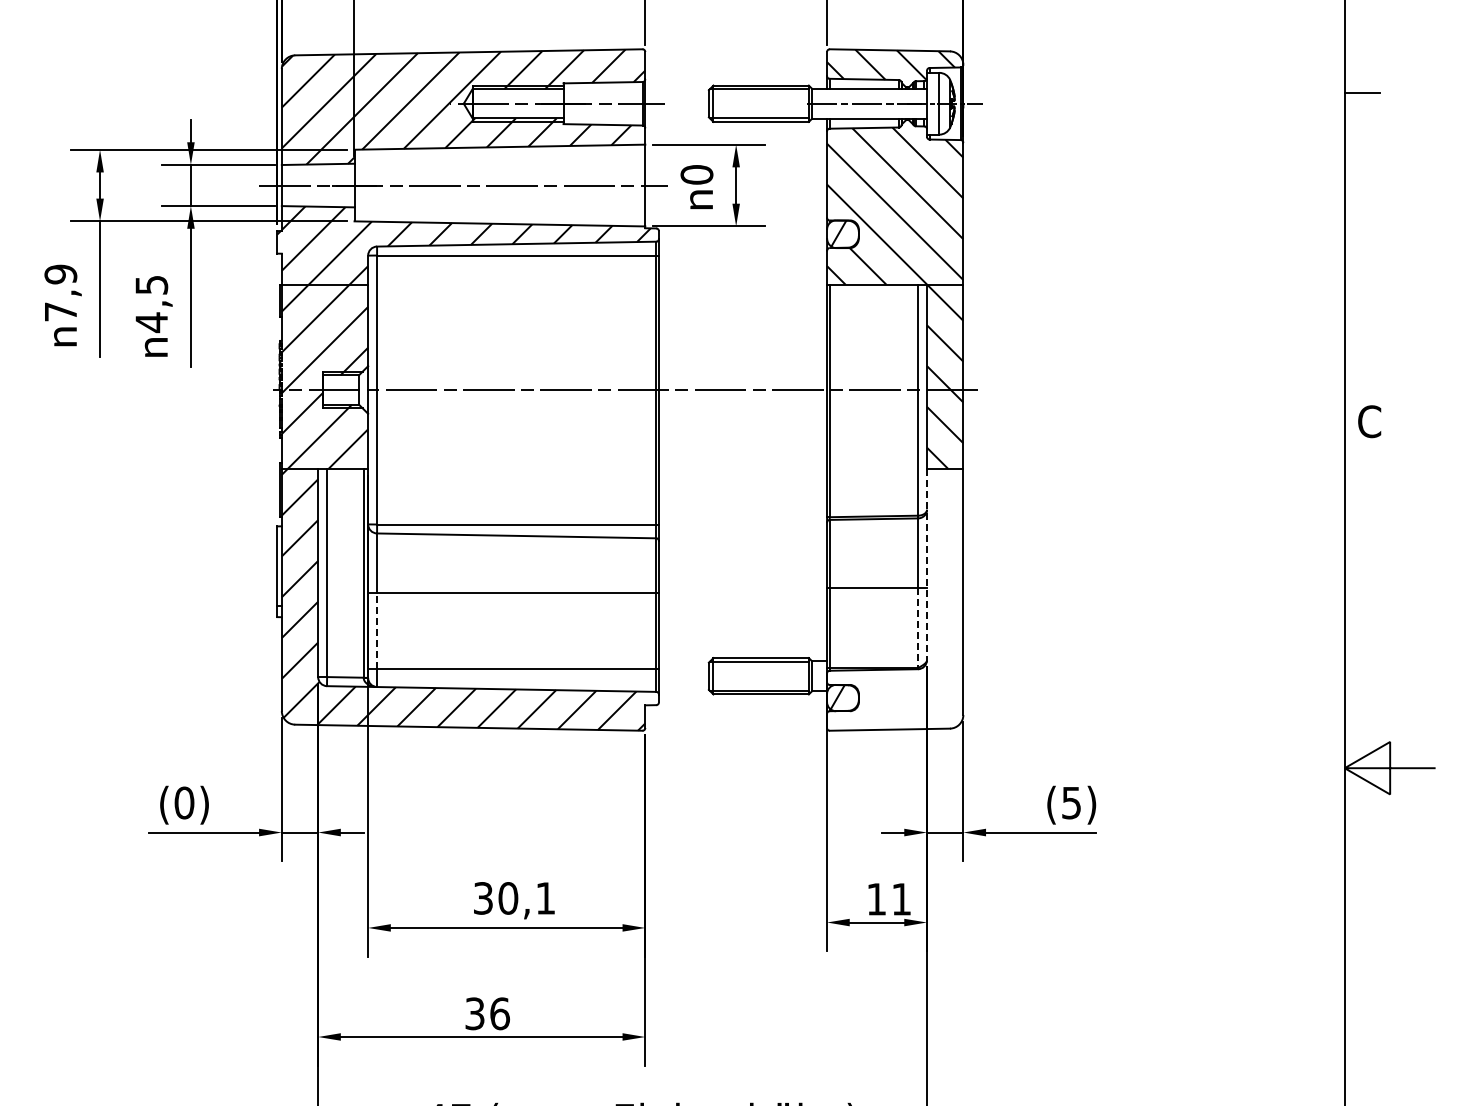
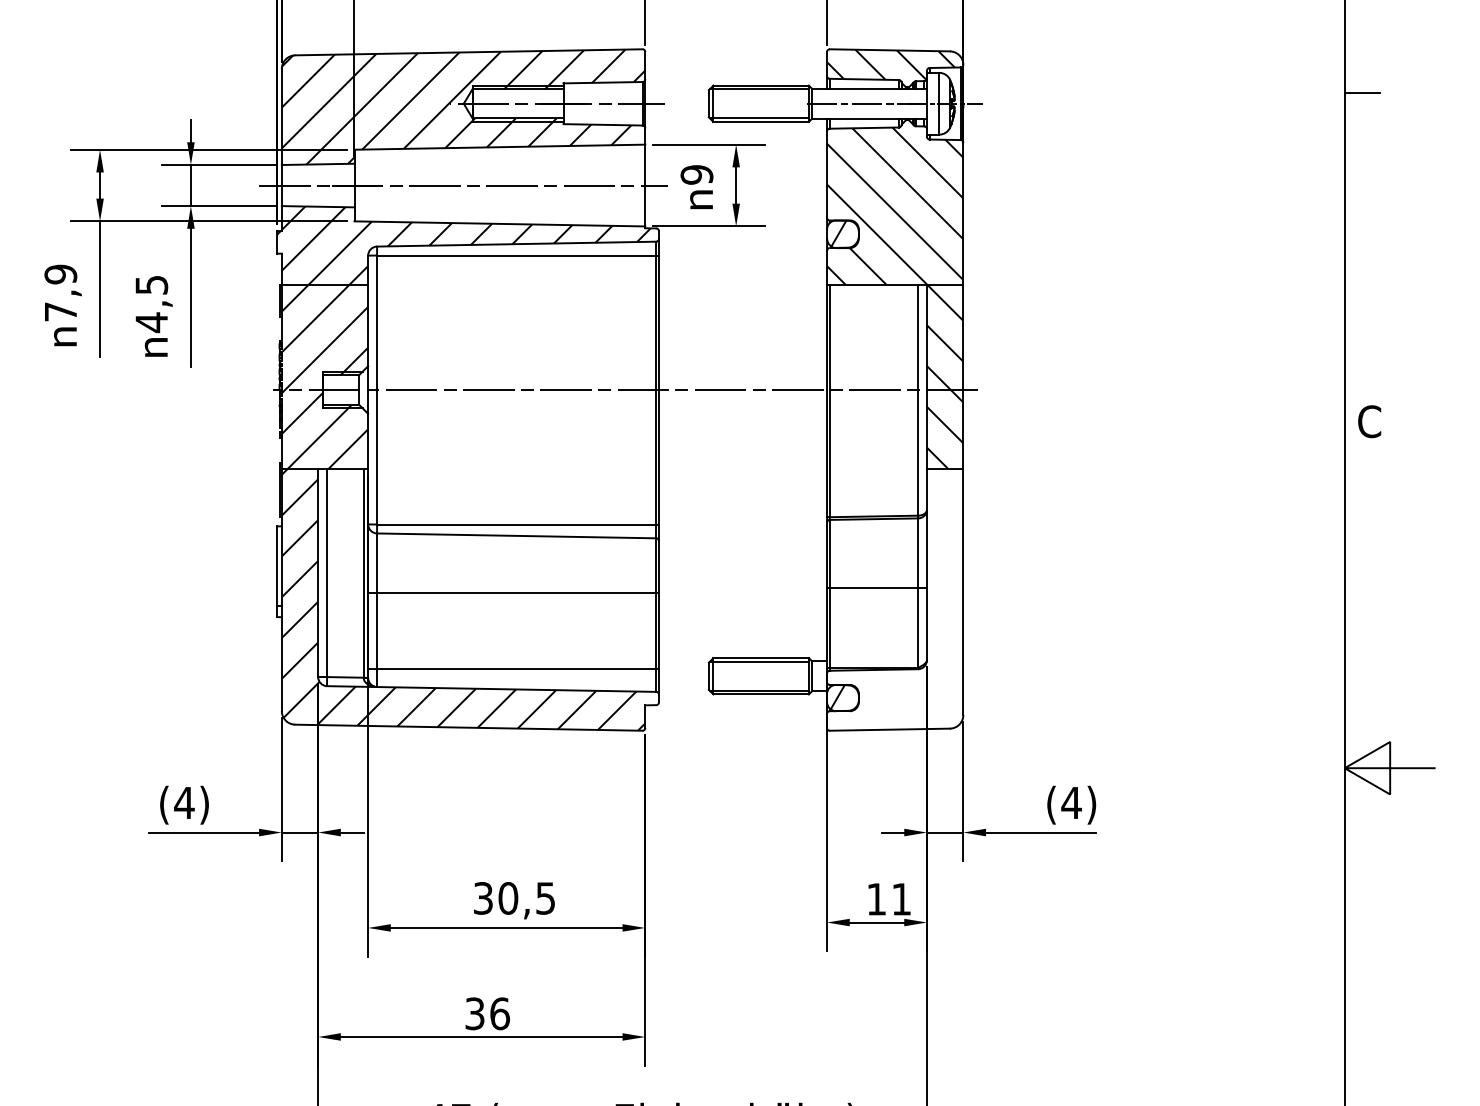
text: 0 -> 9 (696, 174)
line: dashed -> solid (927, 565)
line: dashed -> solid (918, 628)
line: dashed -> solid (377, 630)
text: (0) -> (4) (184, 802)
text: (5) -> (4) (1071, 803)
text: 30,1 -> 30,5 (545, 898)
